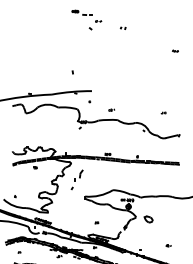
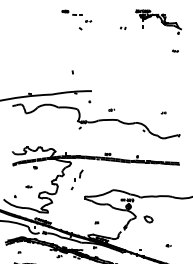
part position: (86, 19) -> (76, 19) (76, 19)
part: none -> present (158, 21)
part: none -> present (28, 186)
